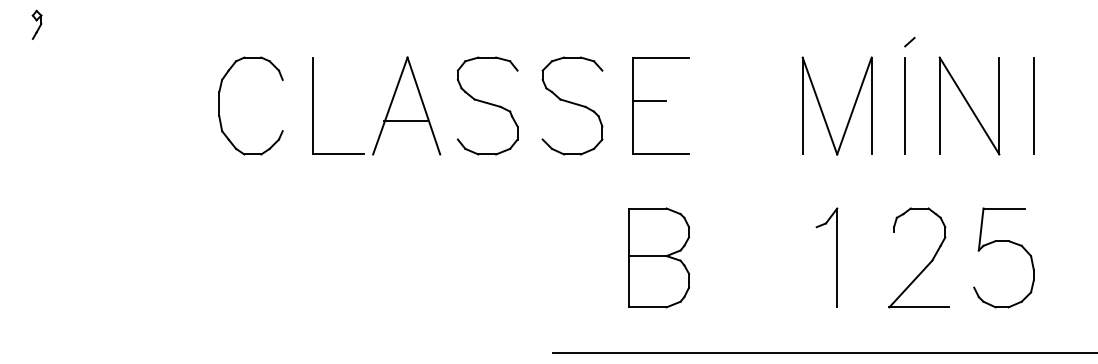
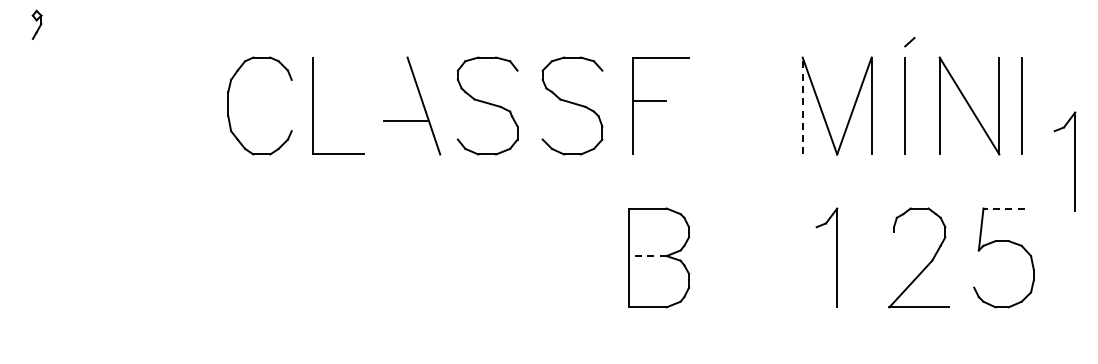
part position: (219, 105) -> (228, 105) (228, 105)
line: present -> none (390, 105)
line: solid -> dashed (802, 105)
line position: (1033, 105) -> (1021, 105) (1021, 105)
line: present -> none (661, 154)
part: none -> present (1074, 161)
line: solid -> dashed (1003, 208)
line: solid -> dashed (648, 256)
line: present -> none (823, 352)
